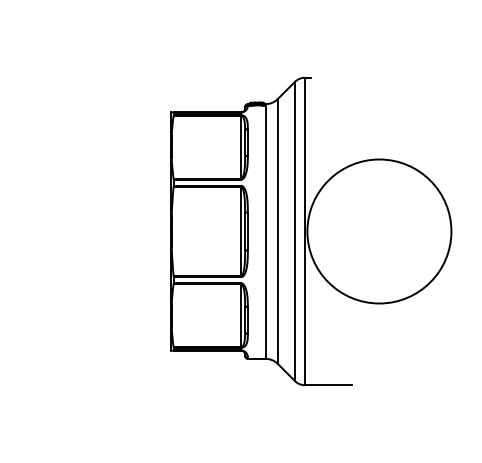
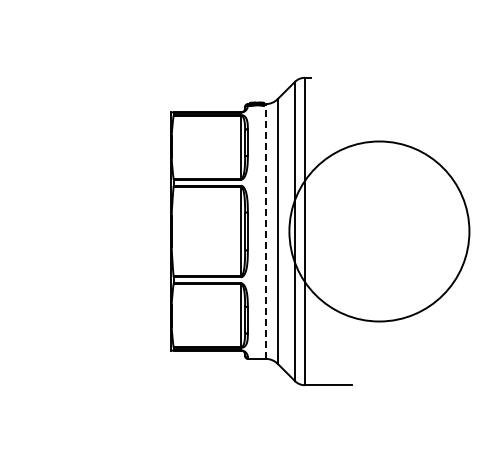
line: solid -> dashed (265, 231)
circle diameter: 144 px -> 180 px (379, 231)
